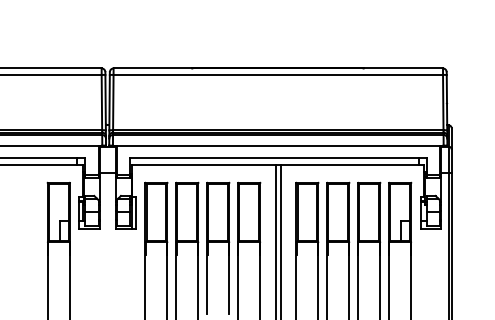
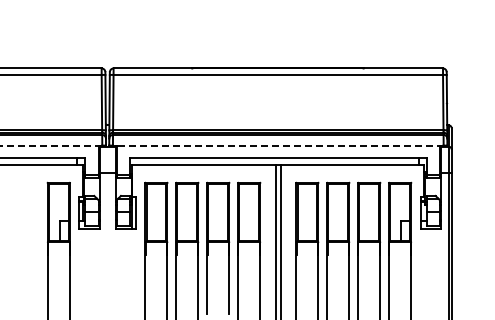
line: solid -> dashed (51, 145)
line: solid -> dashed (277, 145)
